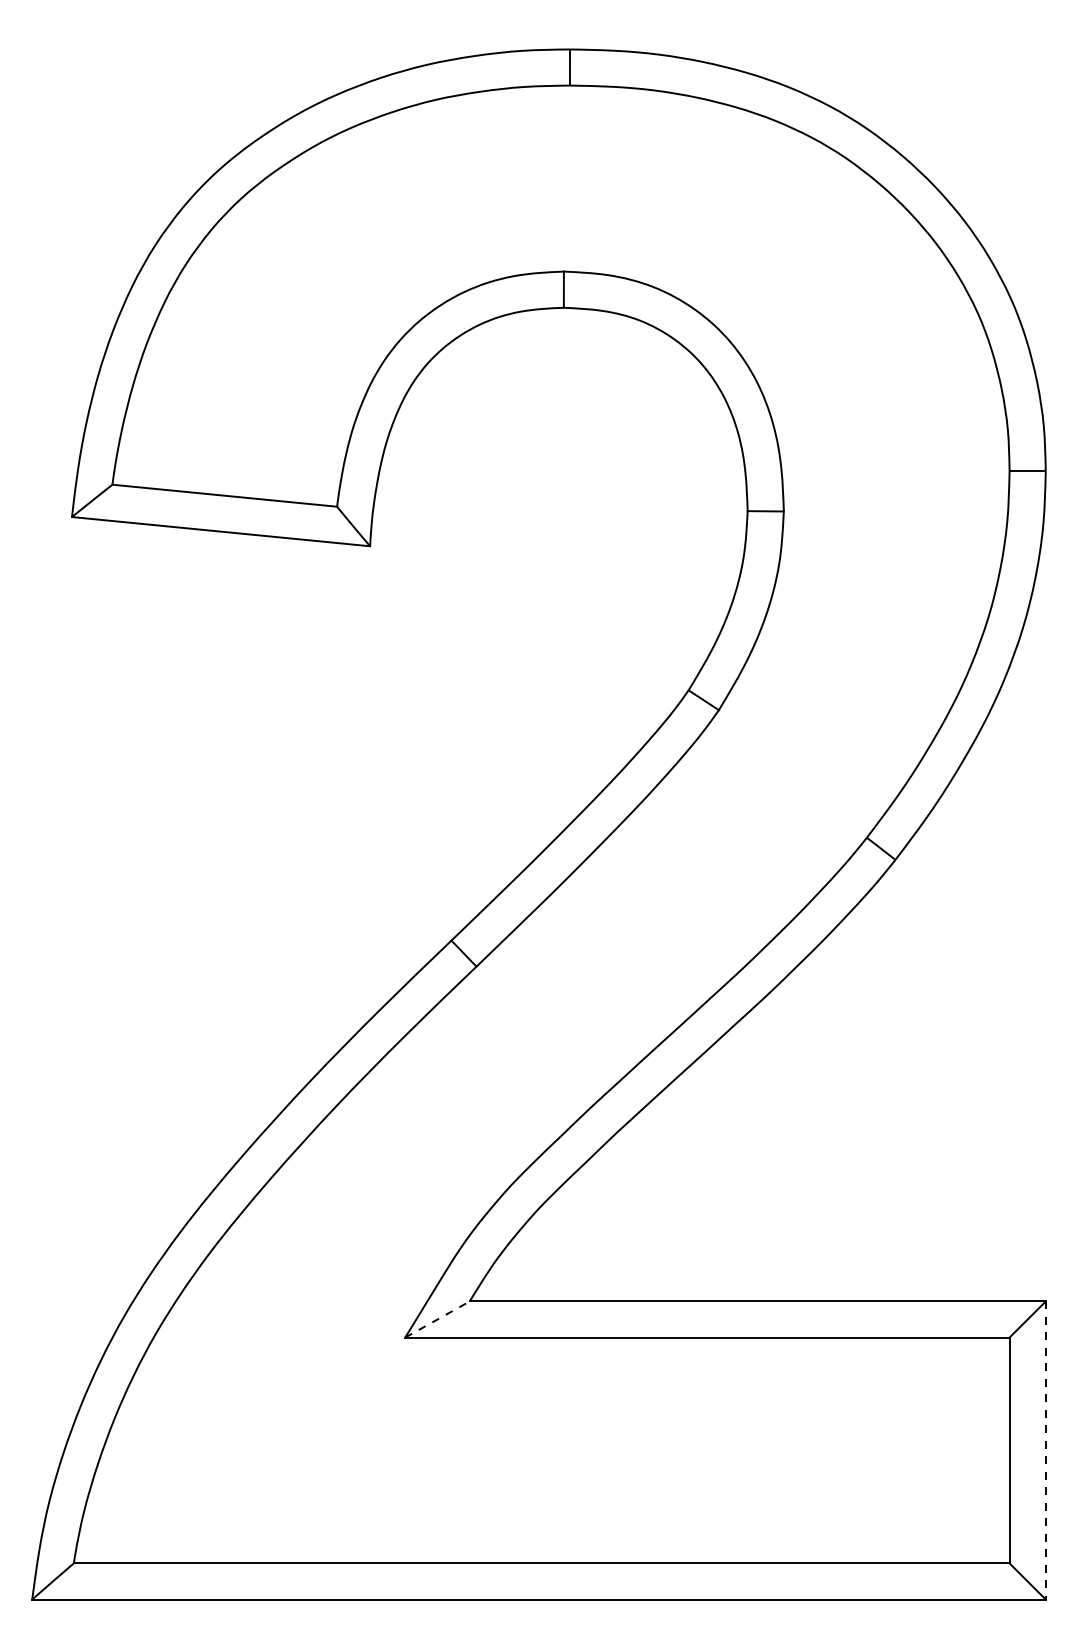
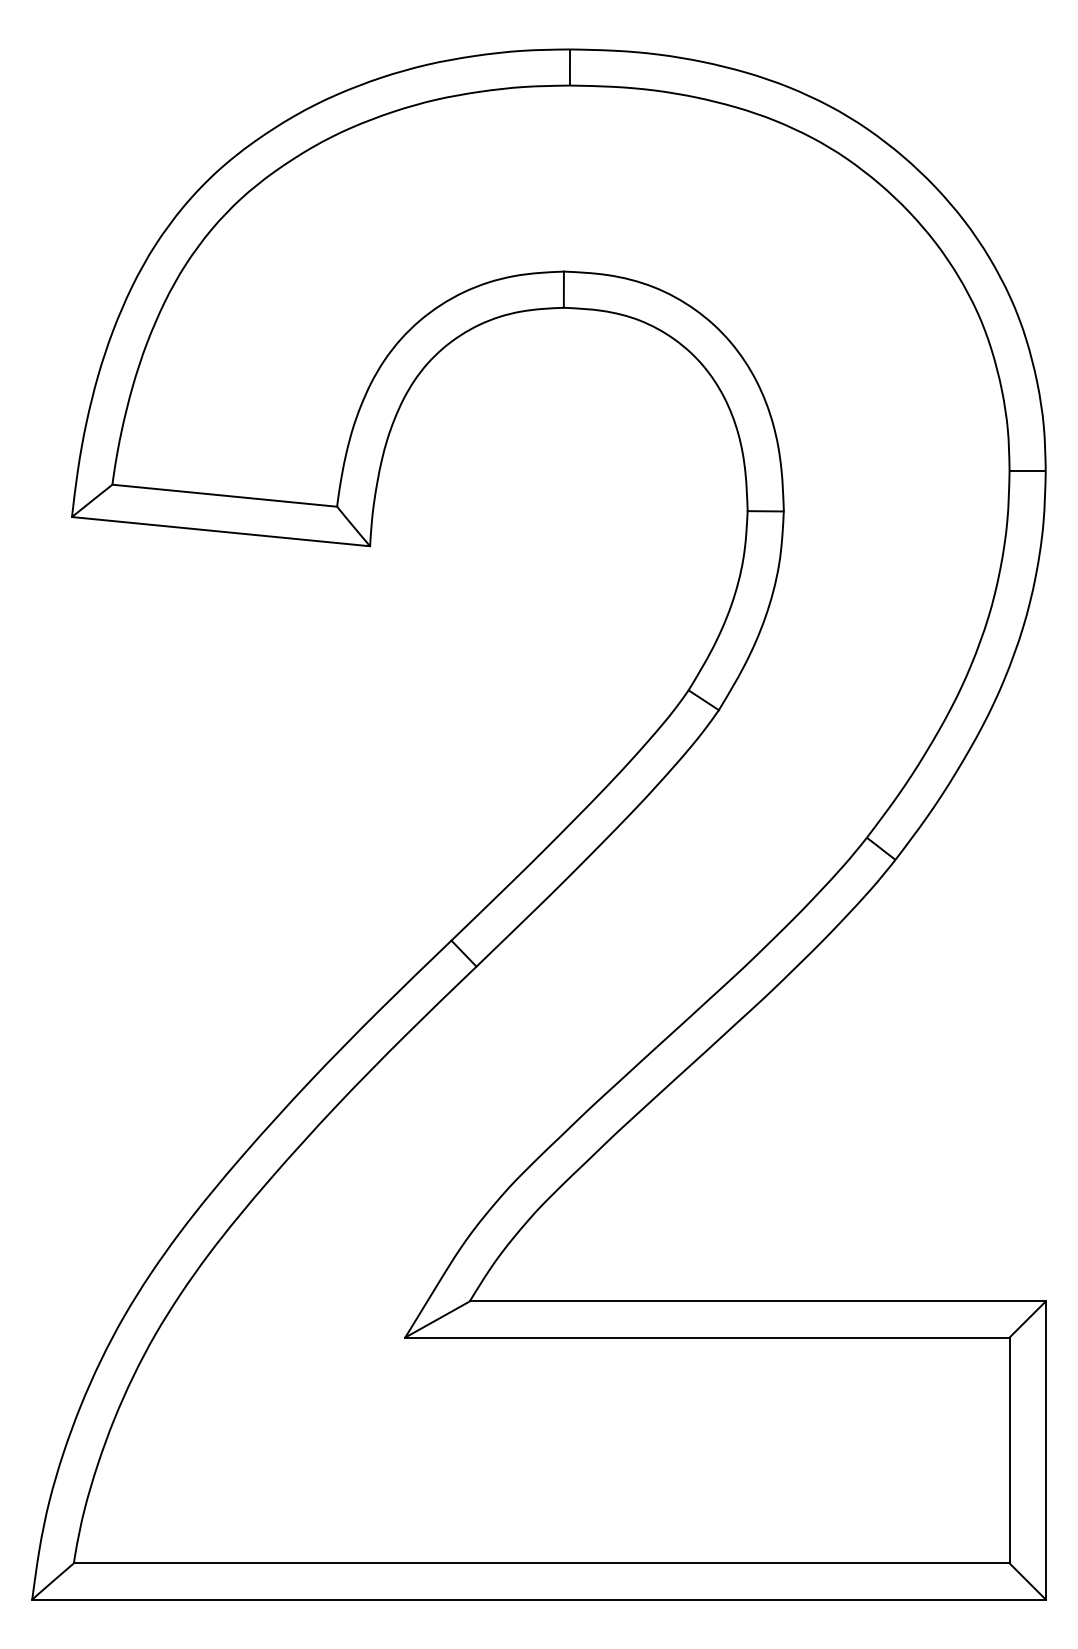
line: dashed -> solid (437, 1319)
line: dashed -> solid (1045, 1451)
